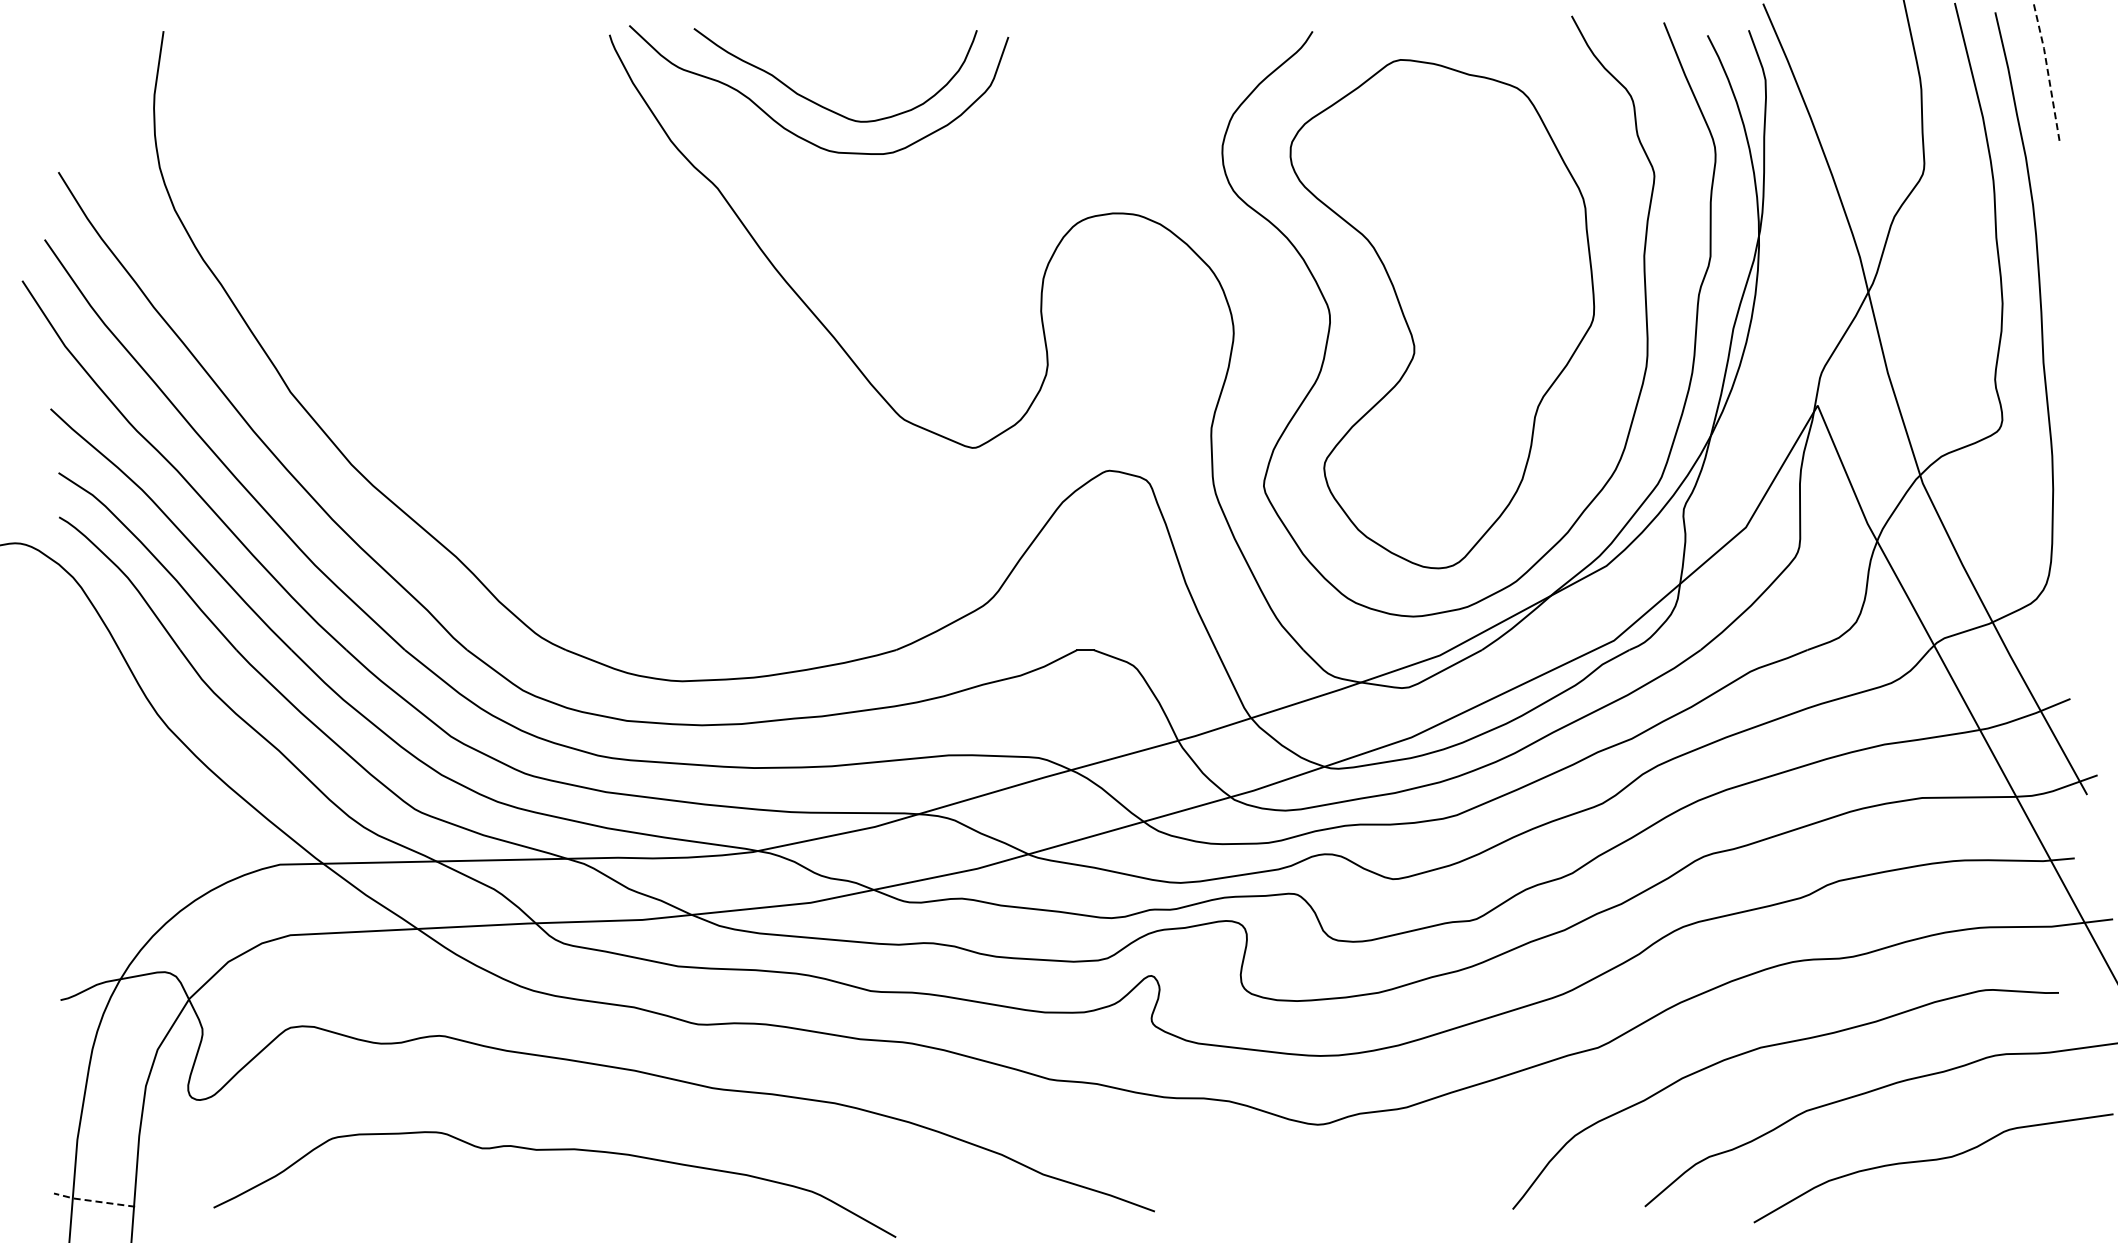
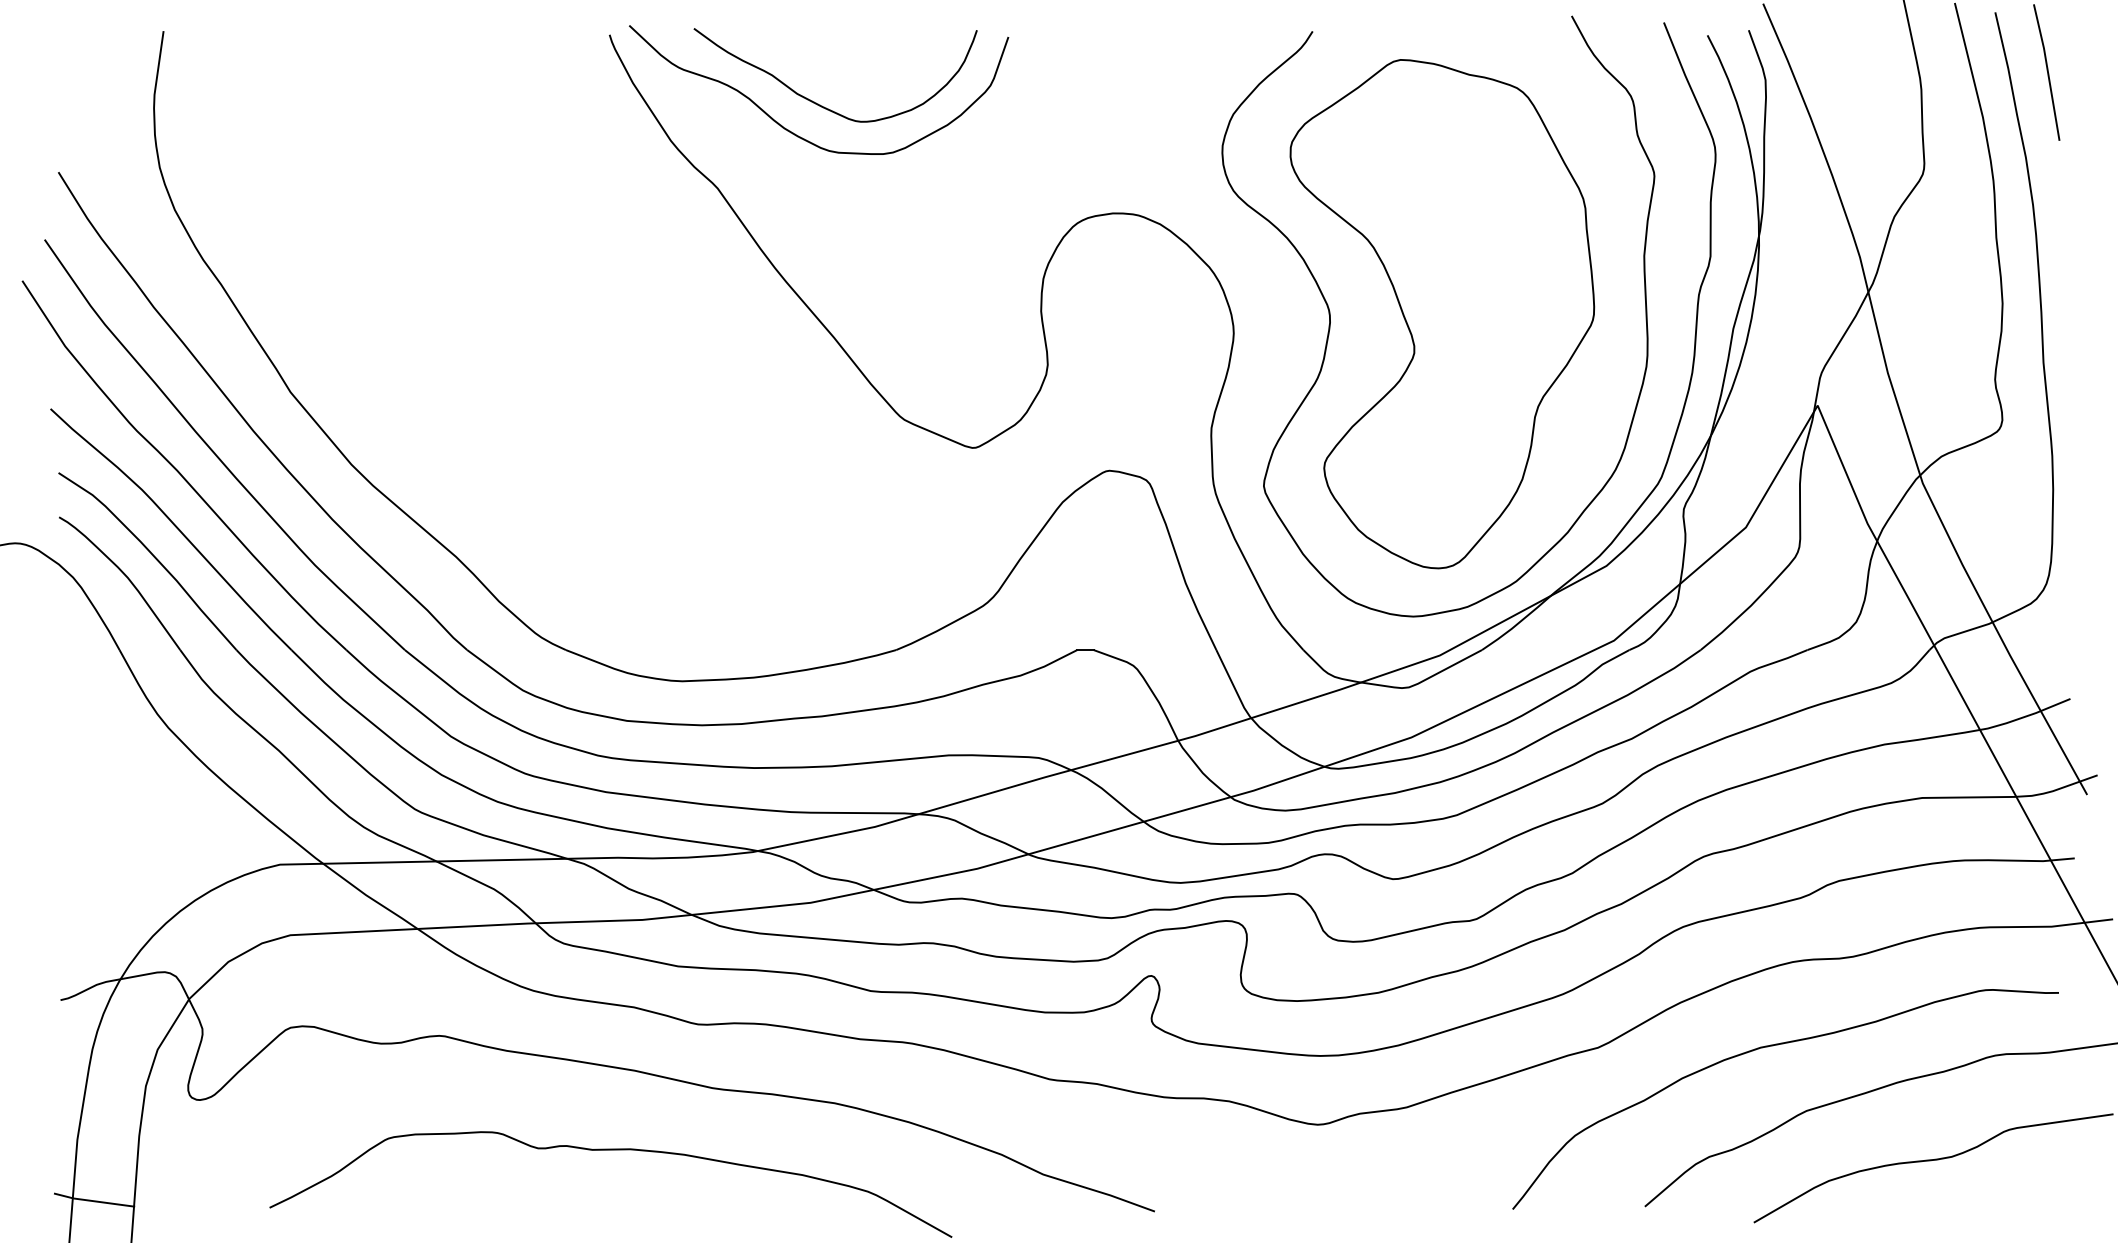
line: dashed -> solid (2047, 72)
curve position: (554, 1150) -> (610, 1150) (610, 1150)
line: dashed -> solid (93, 1201)
